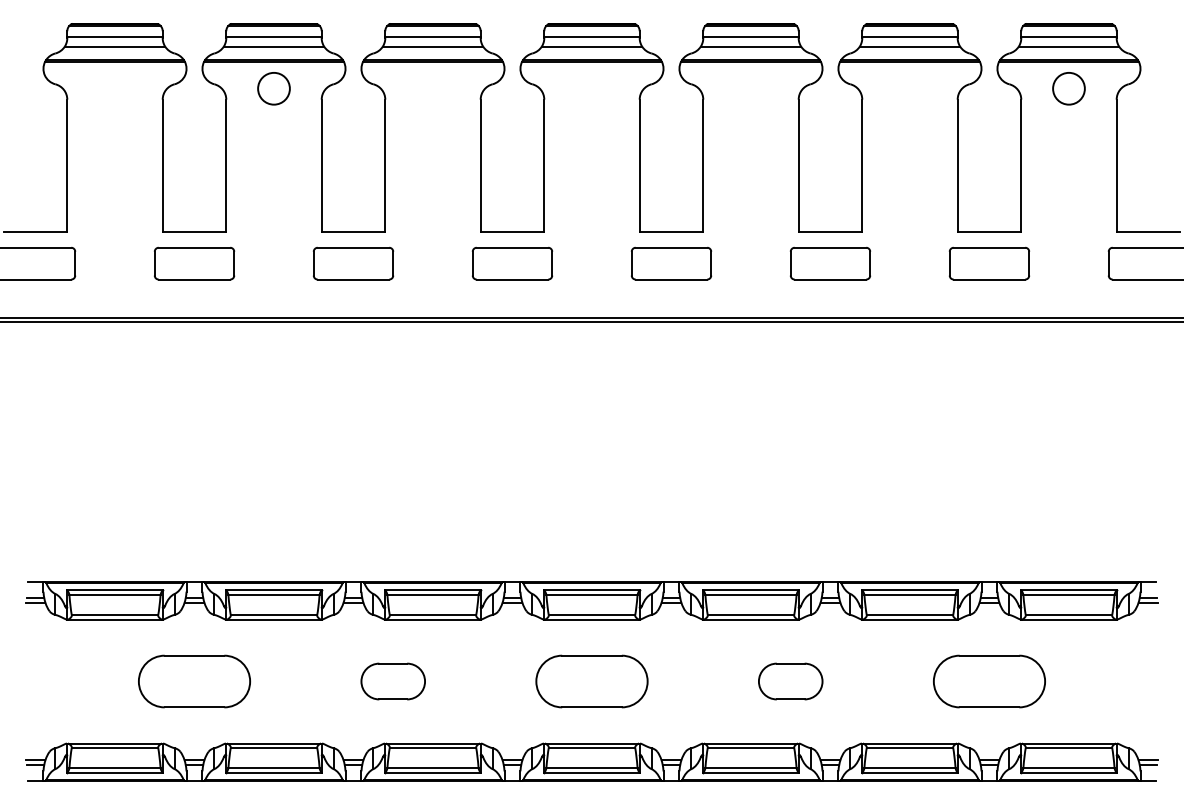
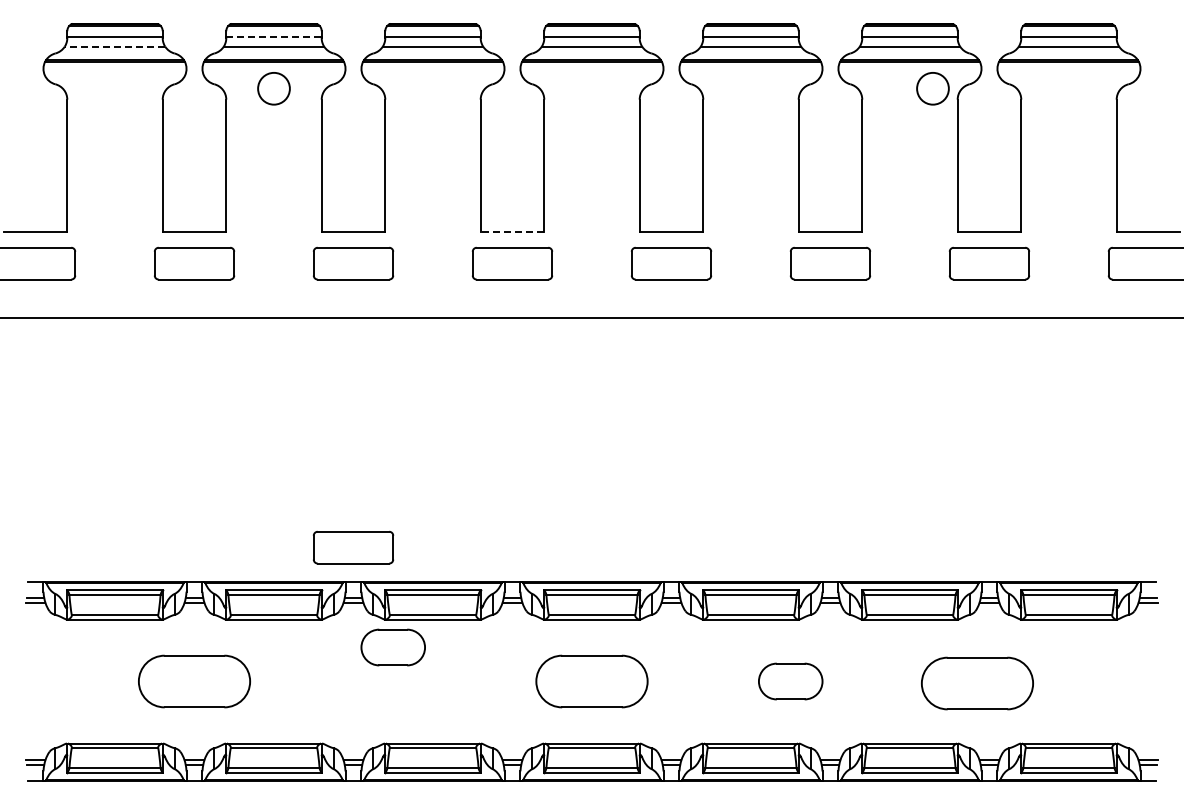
line: solid -> dashed (274, 36)
line: solid -> dashed (114, 46)
circle position: (1068, 88) -> (932, 88) (932, 88)
line: solid -> dashed (512, 231)
line: present -> none (591, 321)
part: none -> present (353, 547)
part position: (392, 681) -> (392, 647) (392, 647)
part position: (989, 681) -> (977, 683) (977, 683)
